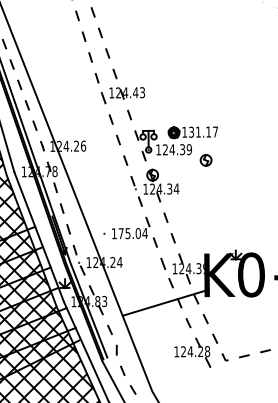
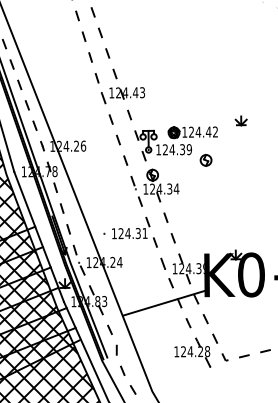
part: none -> present (240, 120)
text: 131.17 -> 124.42 (203, 131)
text: 175.04 -> 124.31 (132, 233)
